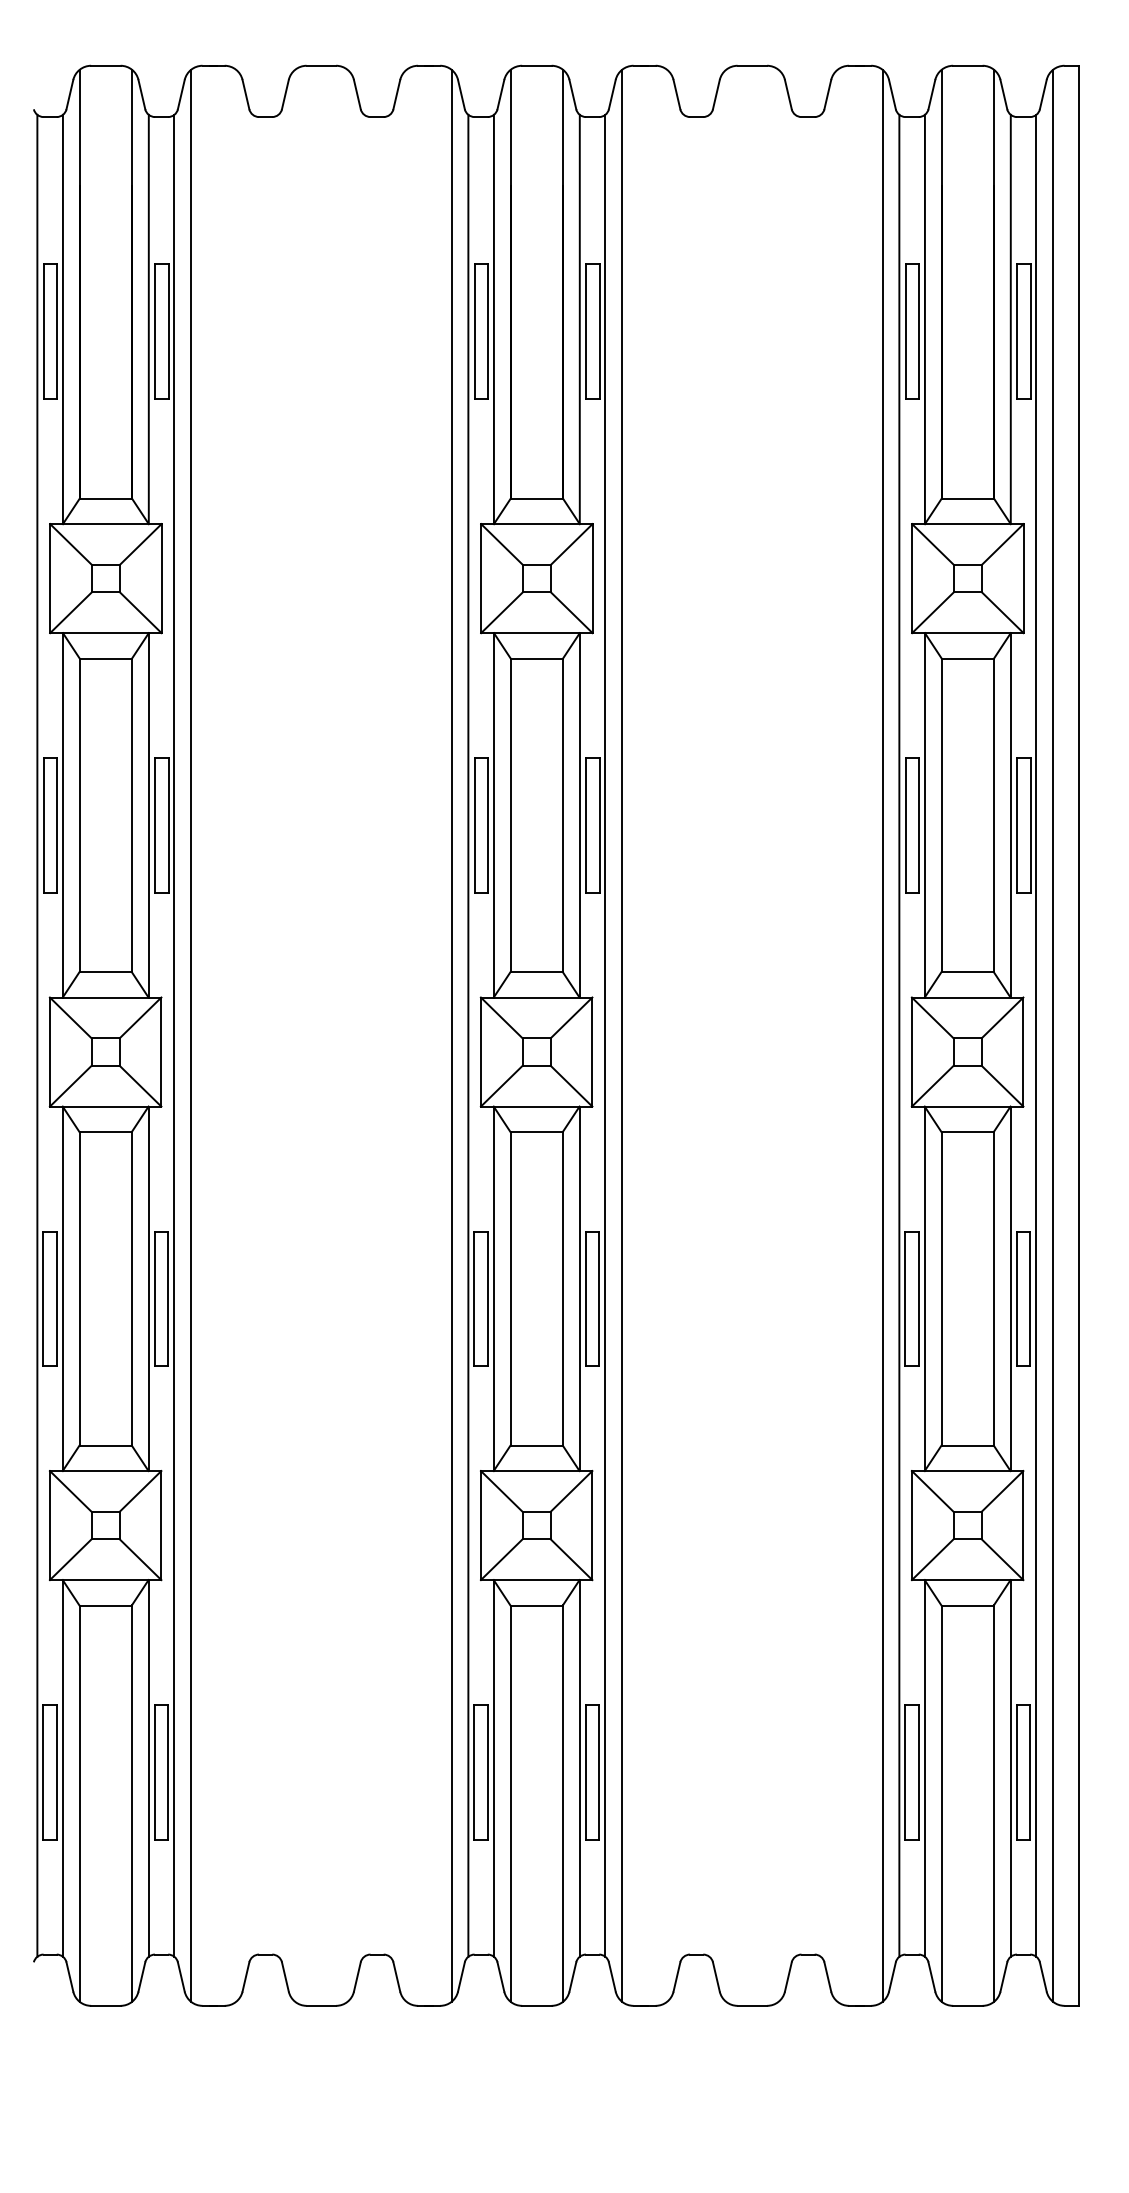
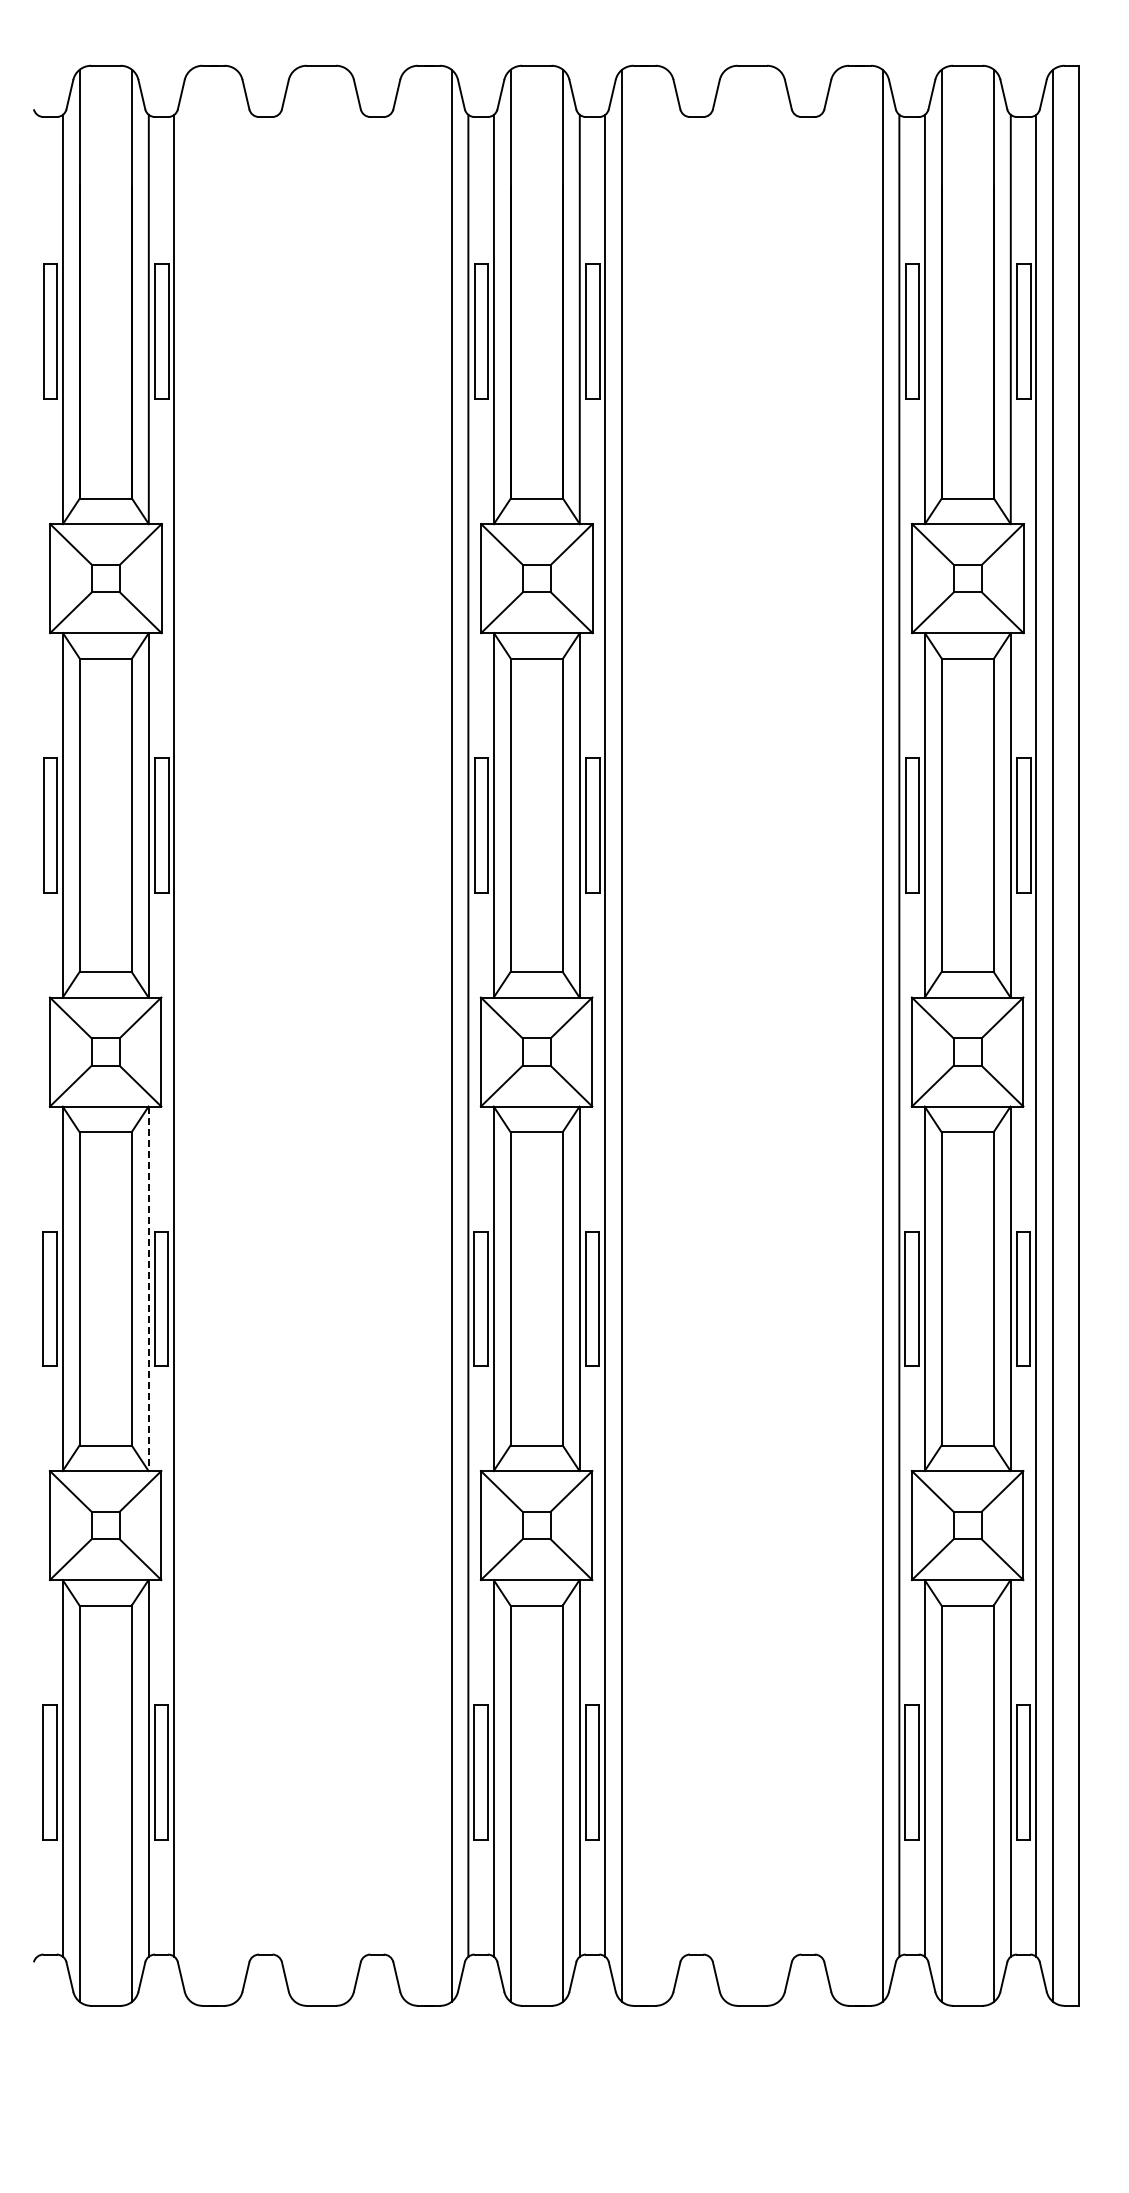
line: present -> none (37, 1035)
line: present -> none (191, 1035)
line: solid -> dashed (148, 1289)
